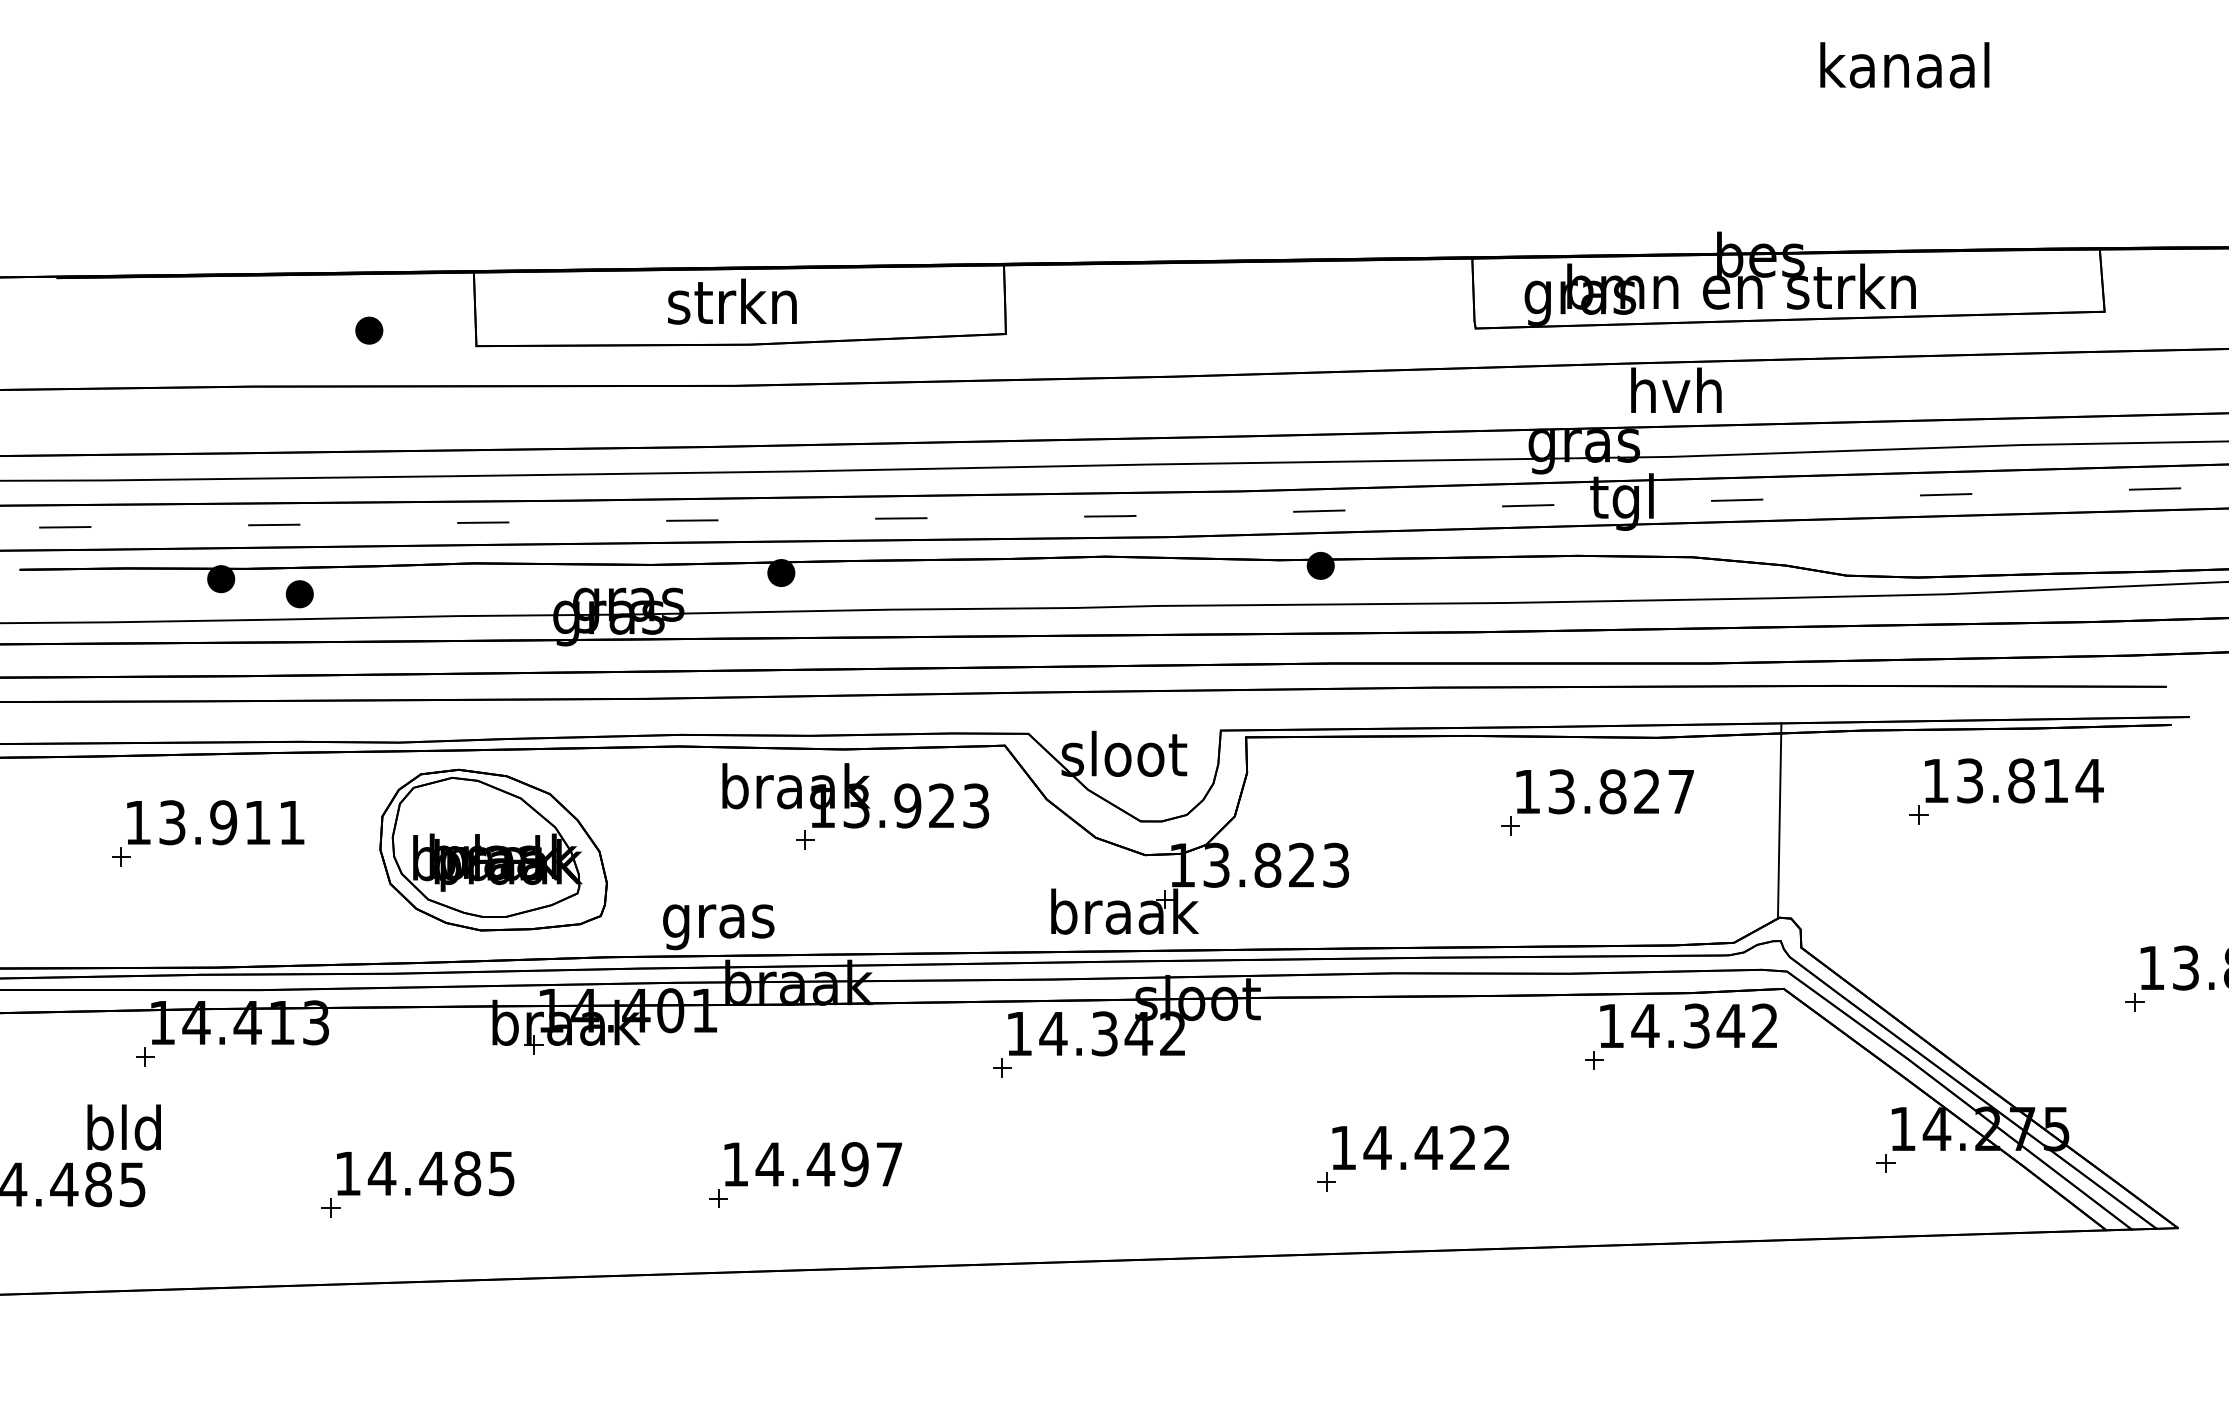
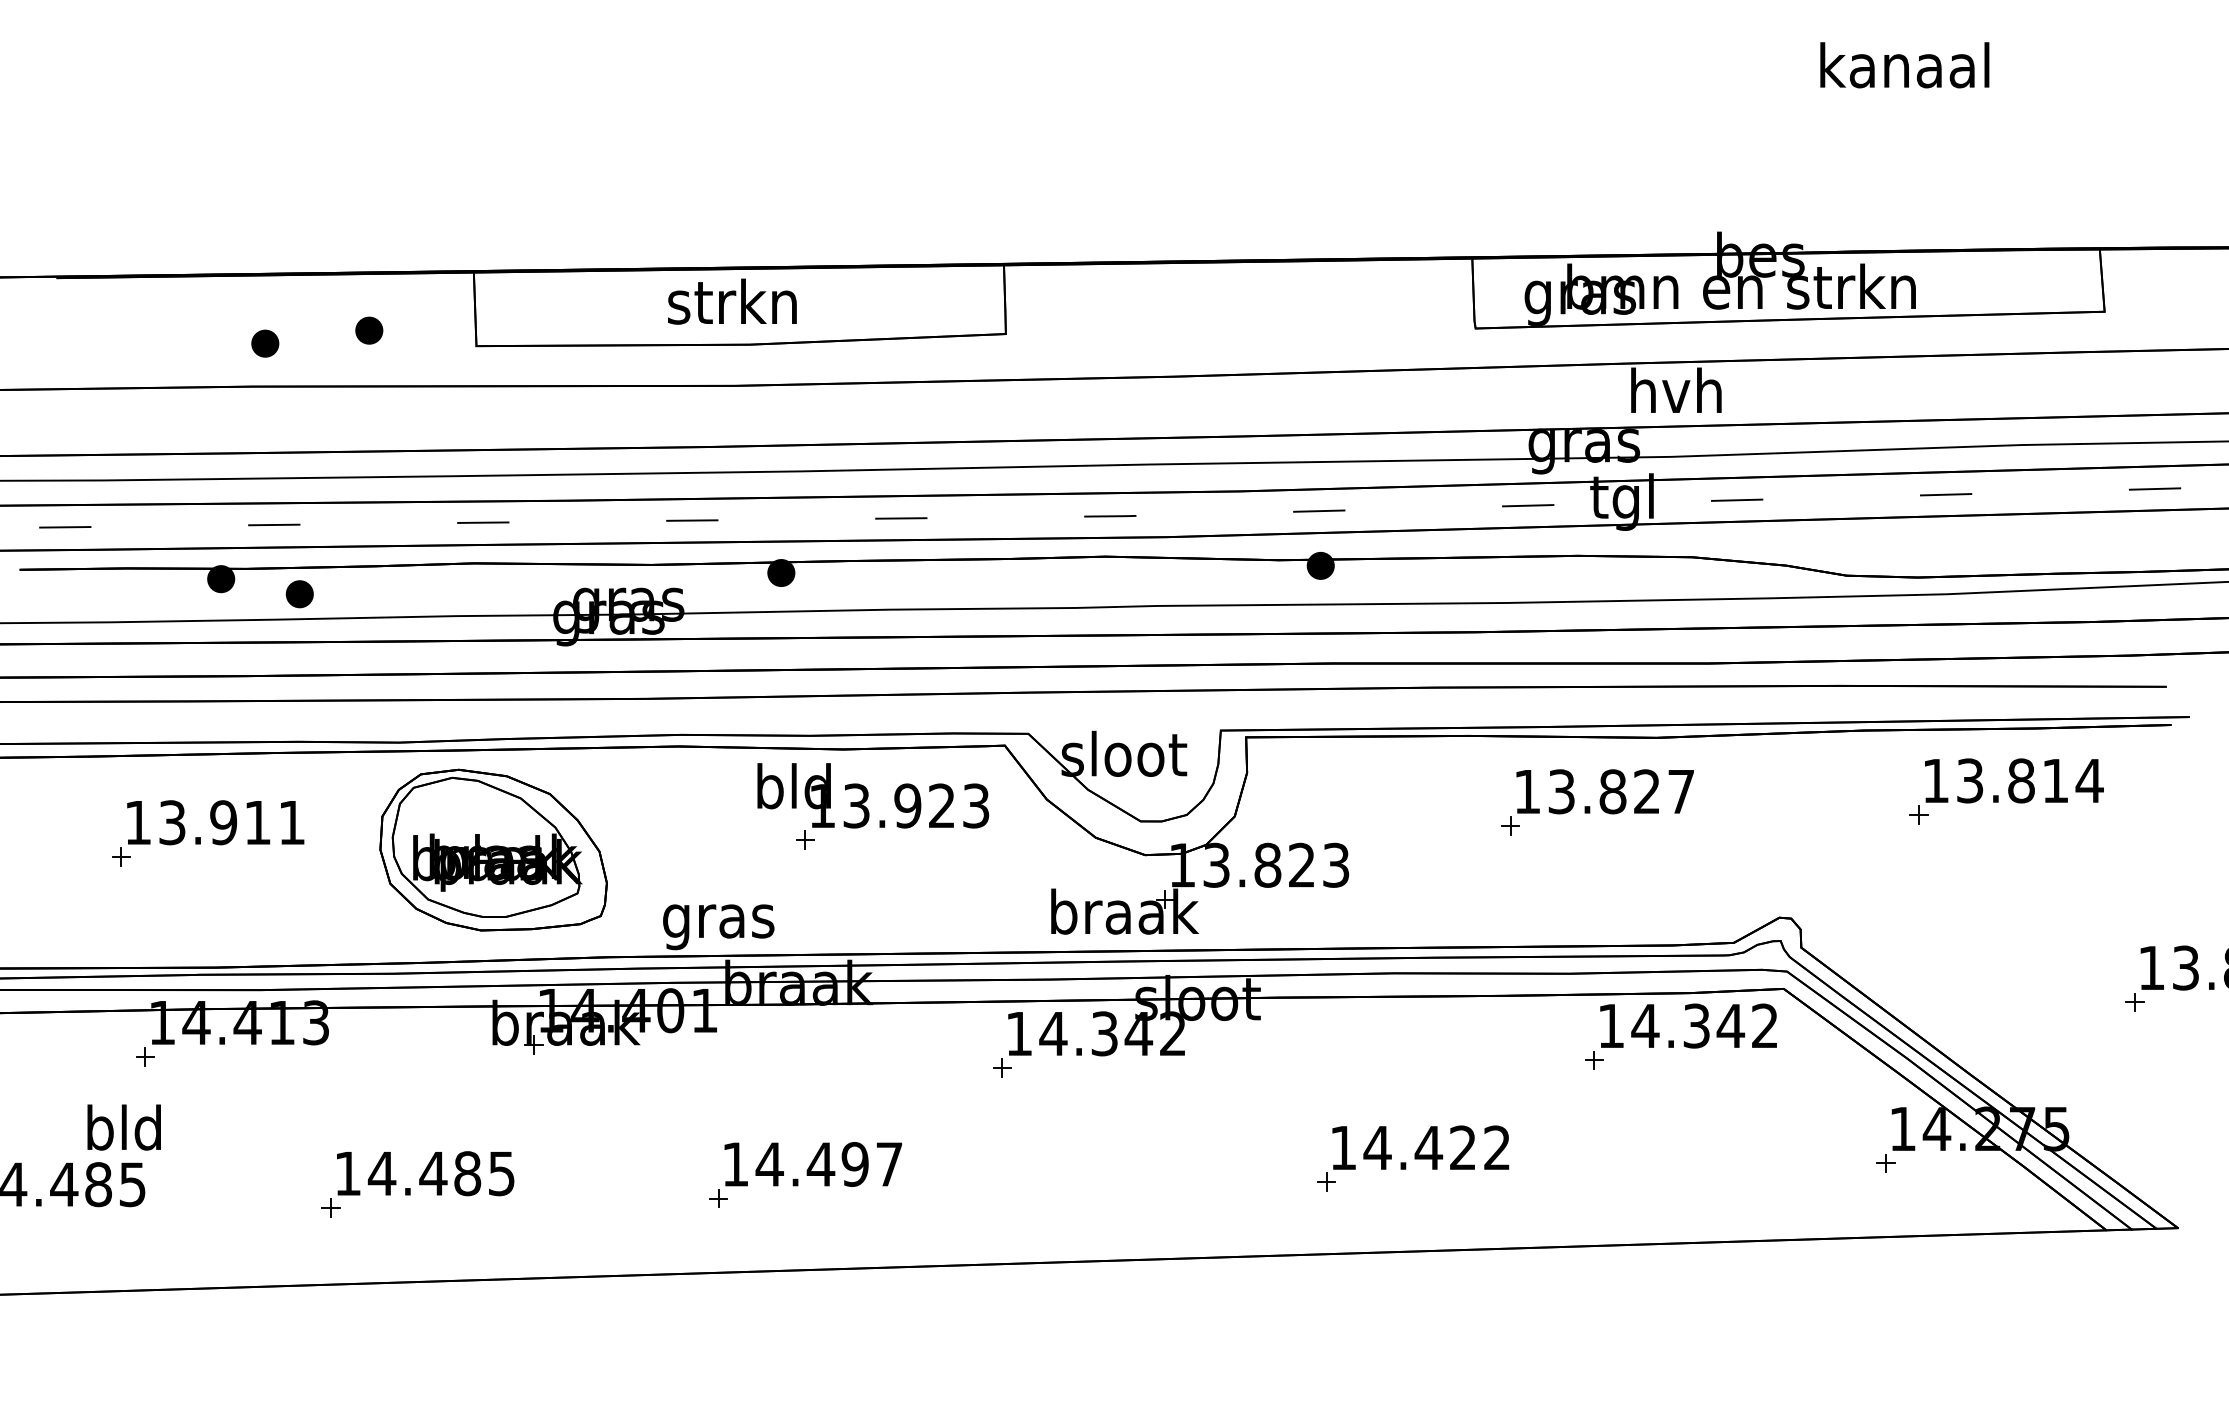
part: none -> present (265, 343)
text: braak -> bld (796, 786)
line: present -> none (1779, 820)
